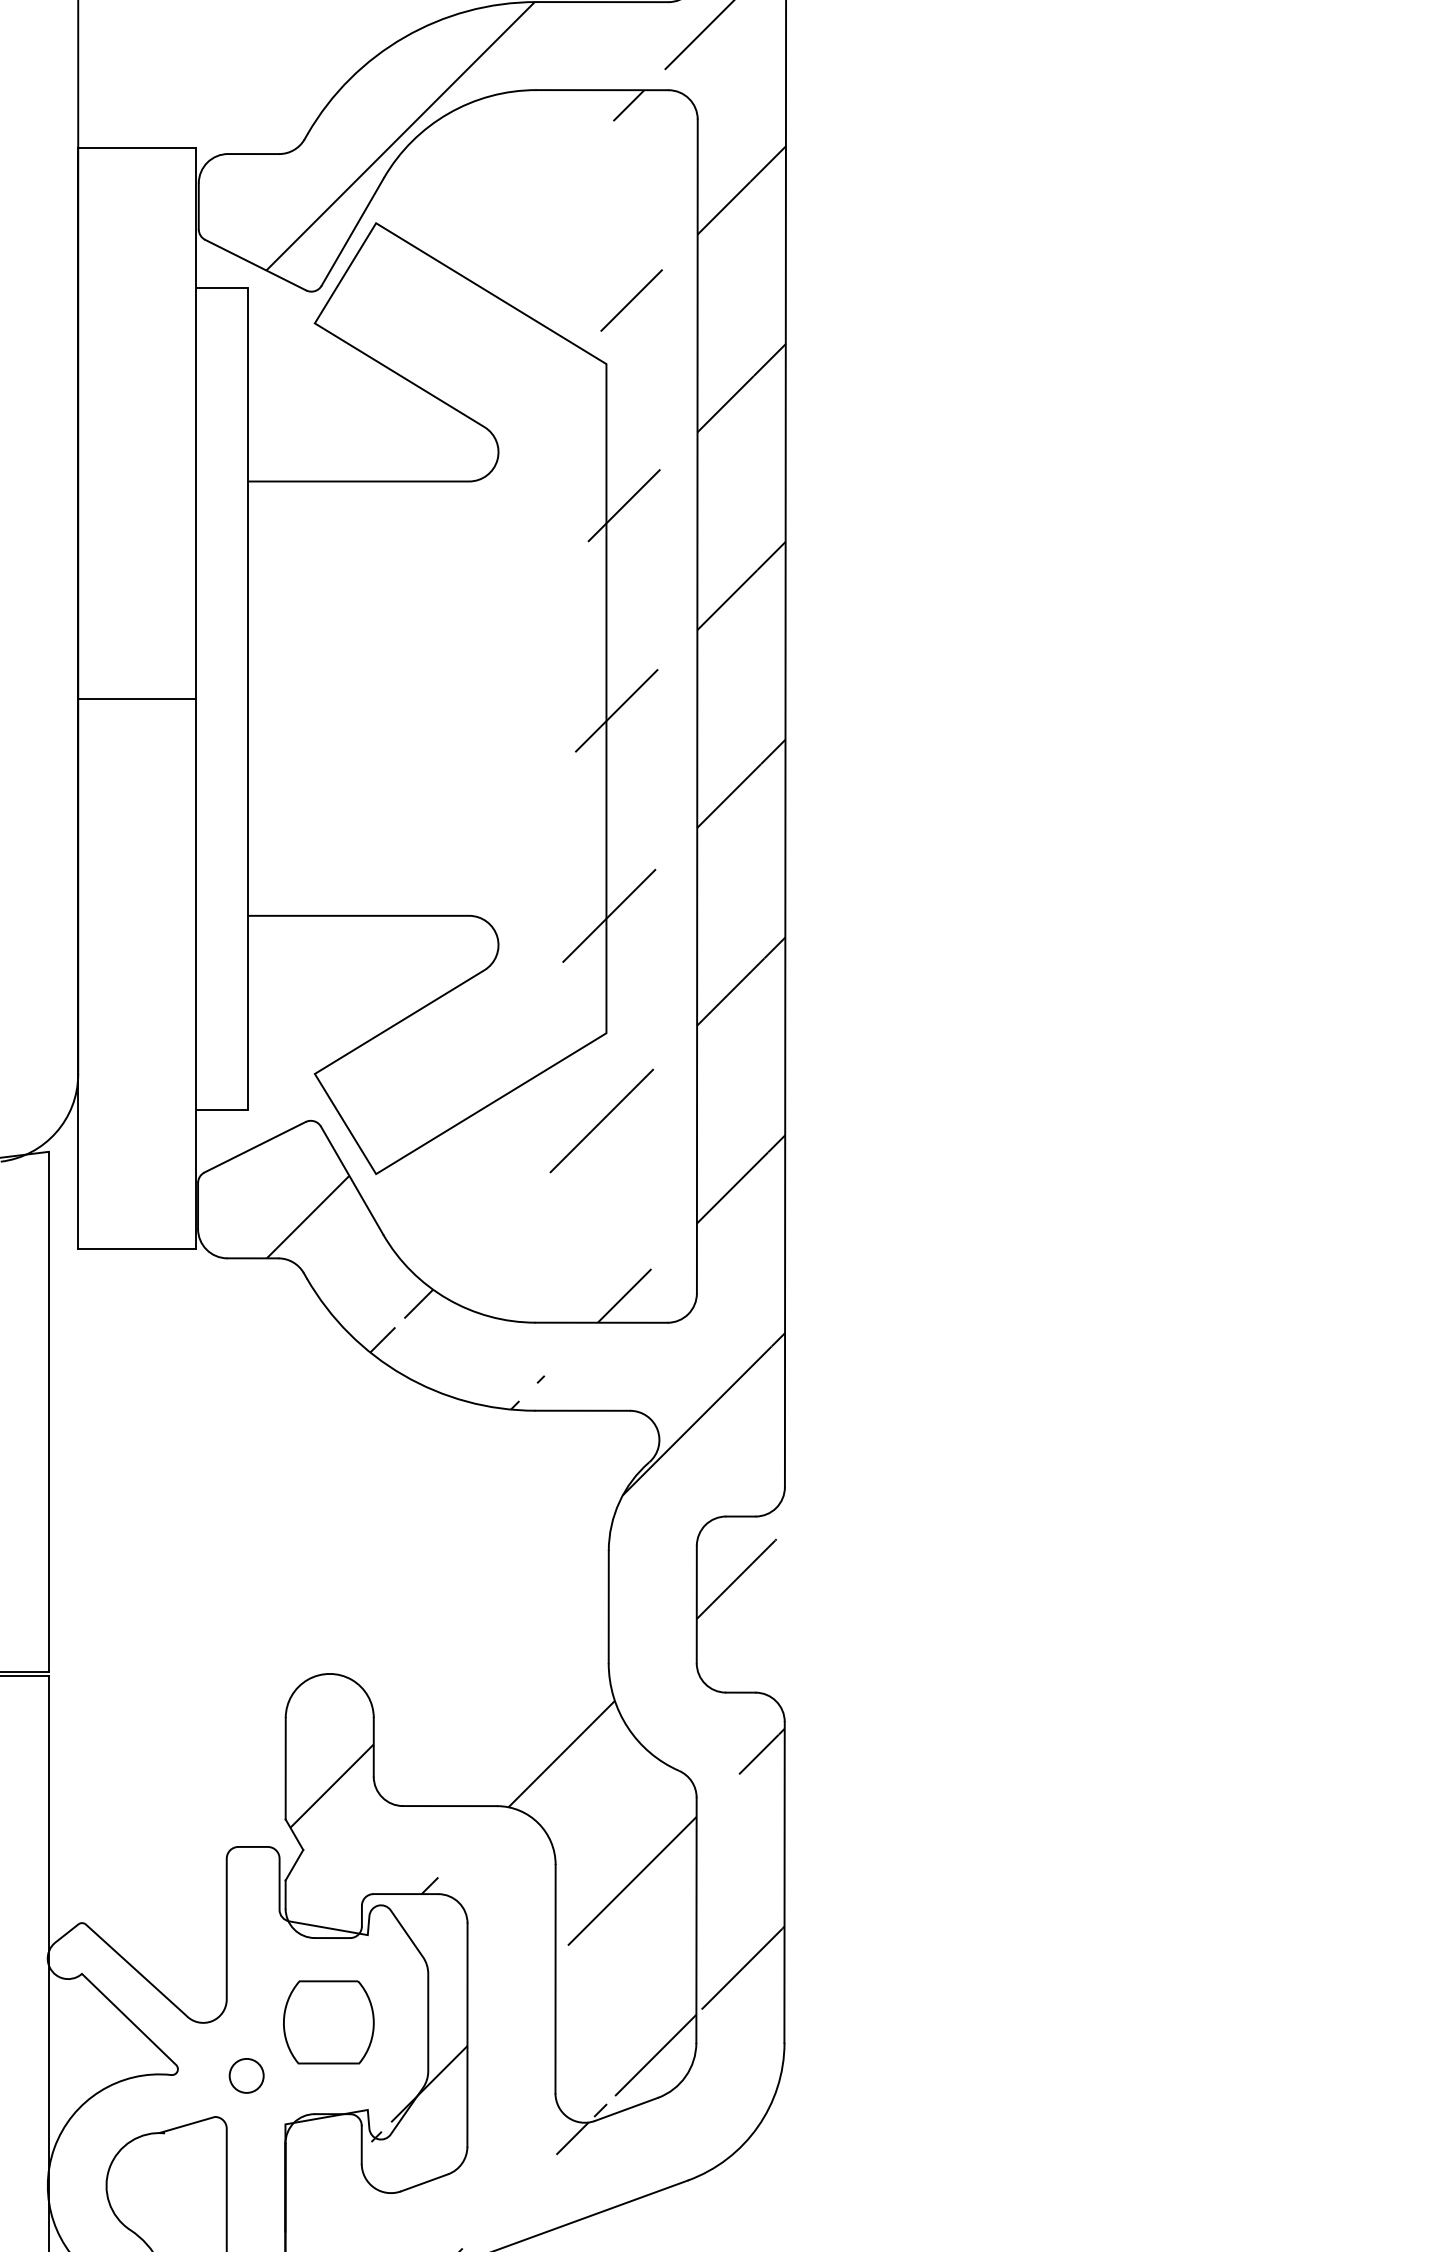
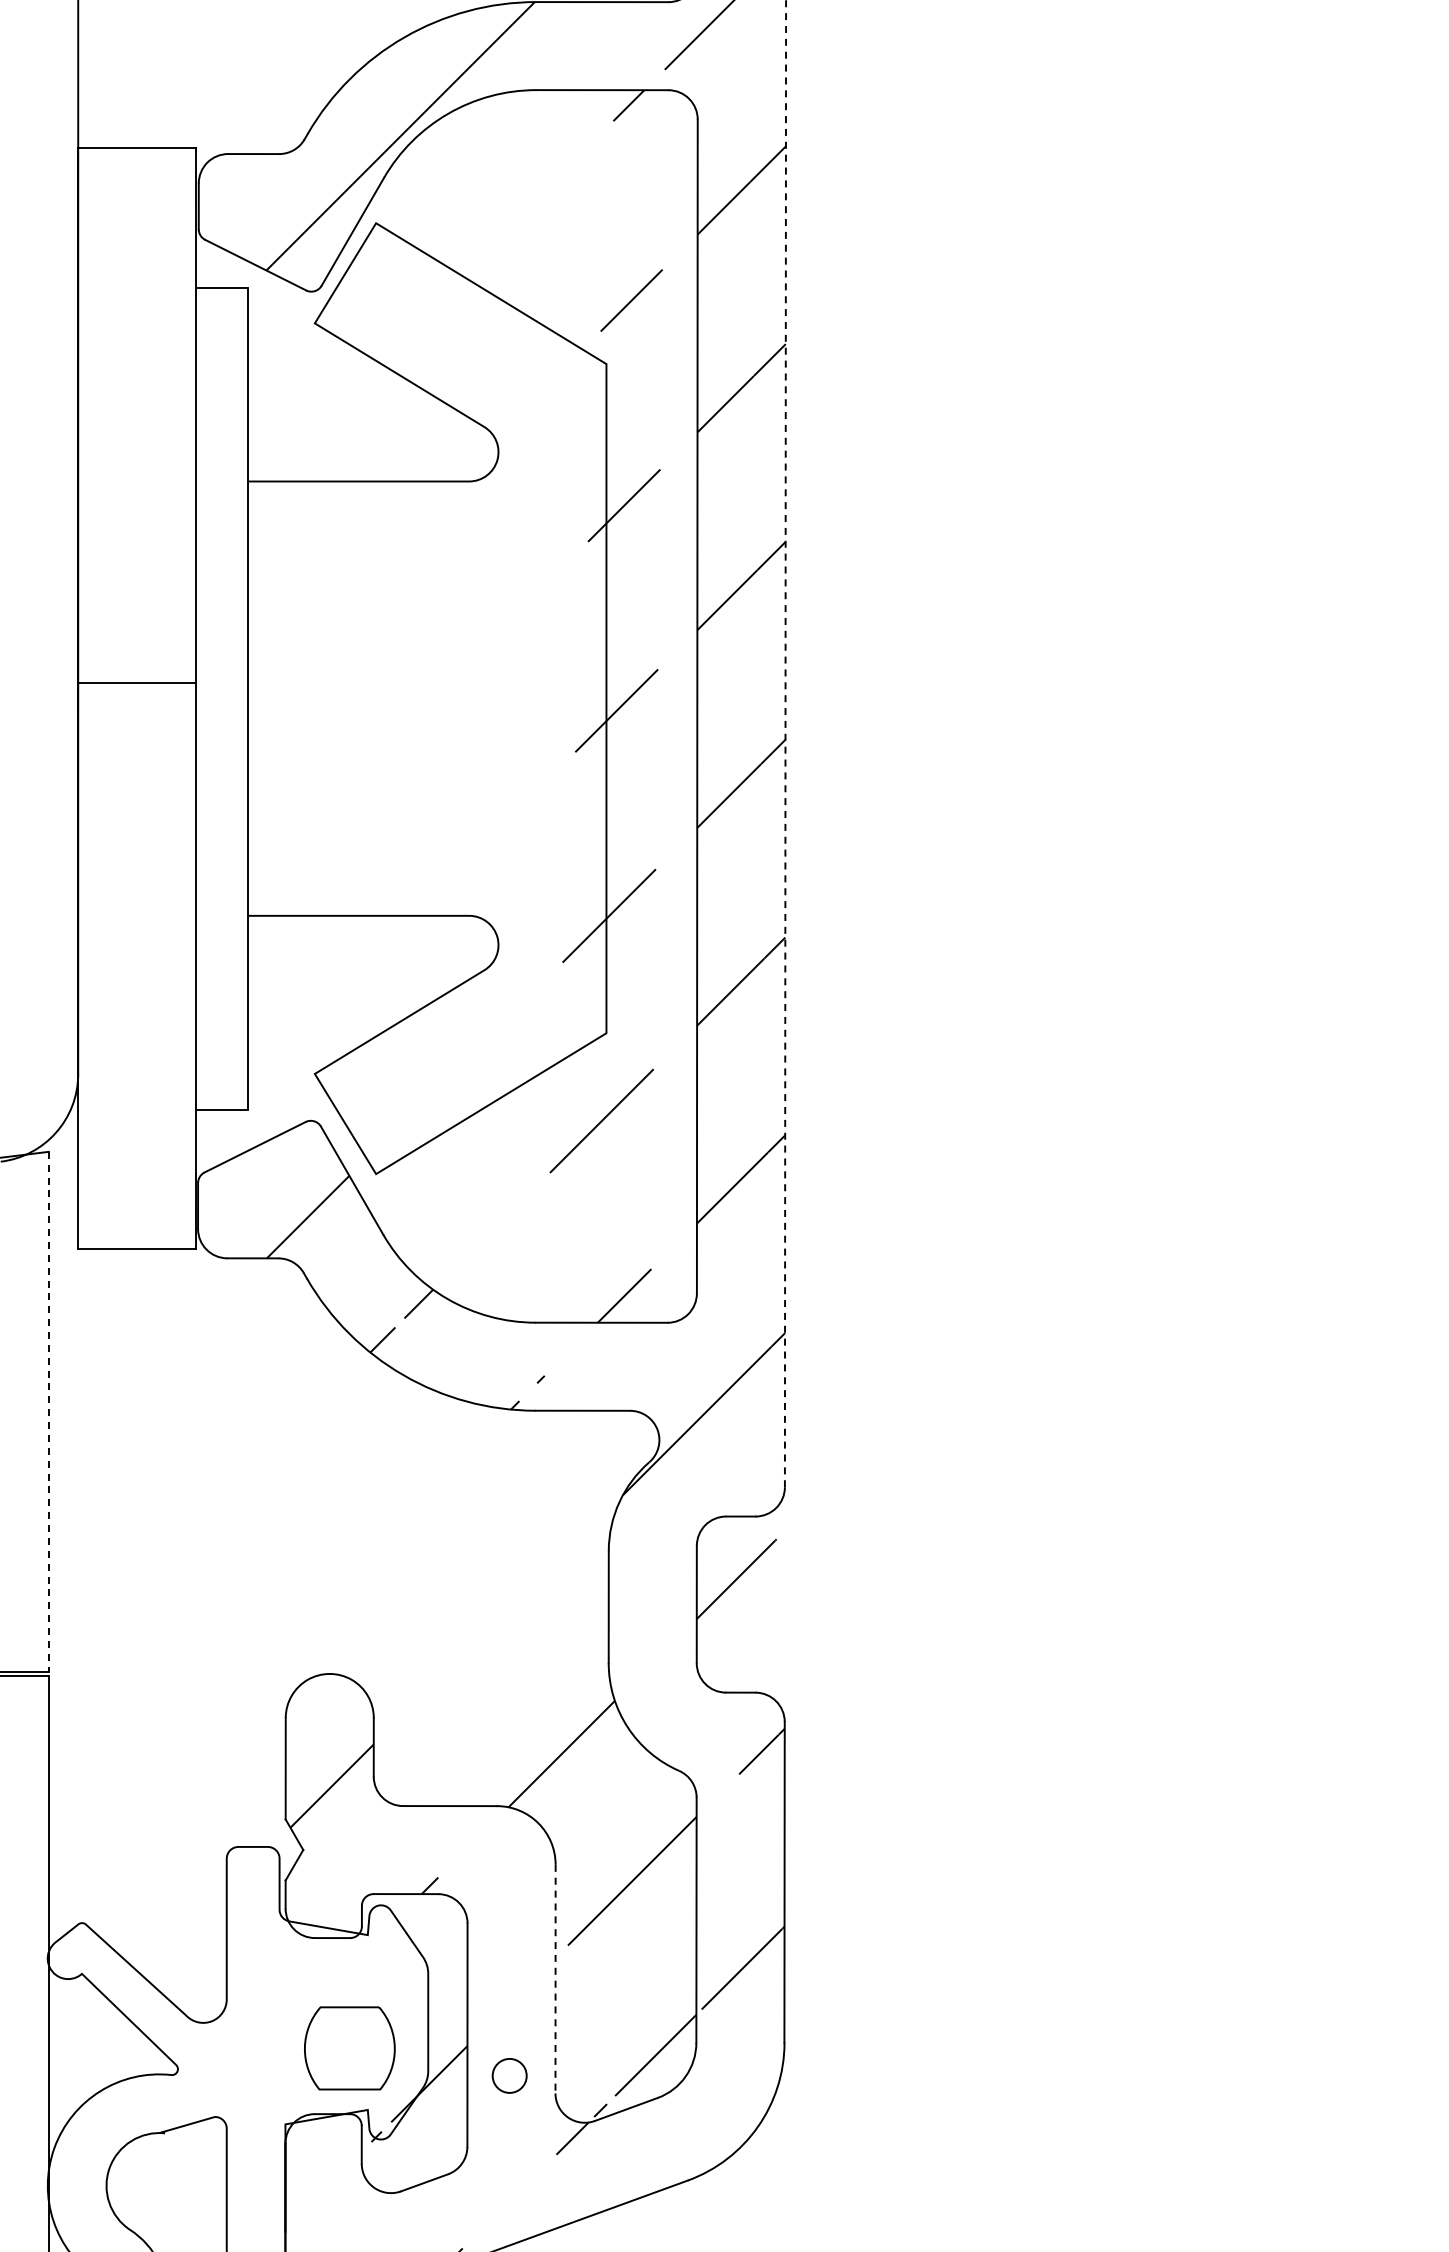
line position: (136, 698) -> (136, 682) (136, 682)
line: solid -> dashed (785, 743)
line: solid -> dashed (48, 1411)
line: solid -> dashed (555, 1979)
part position: (328, 2022) -> (349, 2048) (349, 2048)
circle position: (246, 2075) -> (509, 2075) (509, 2075)
